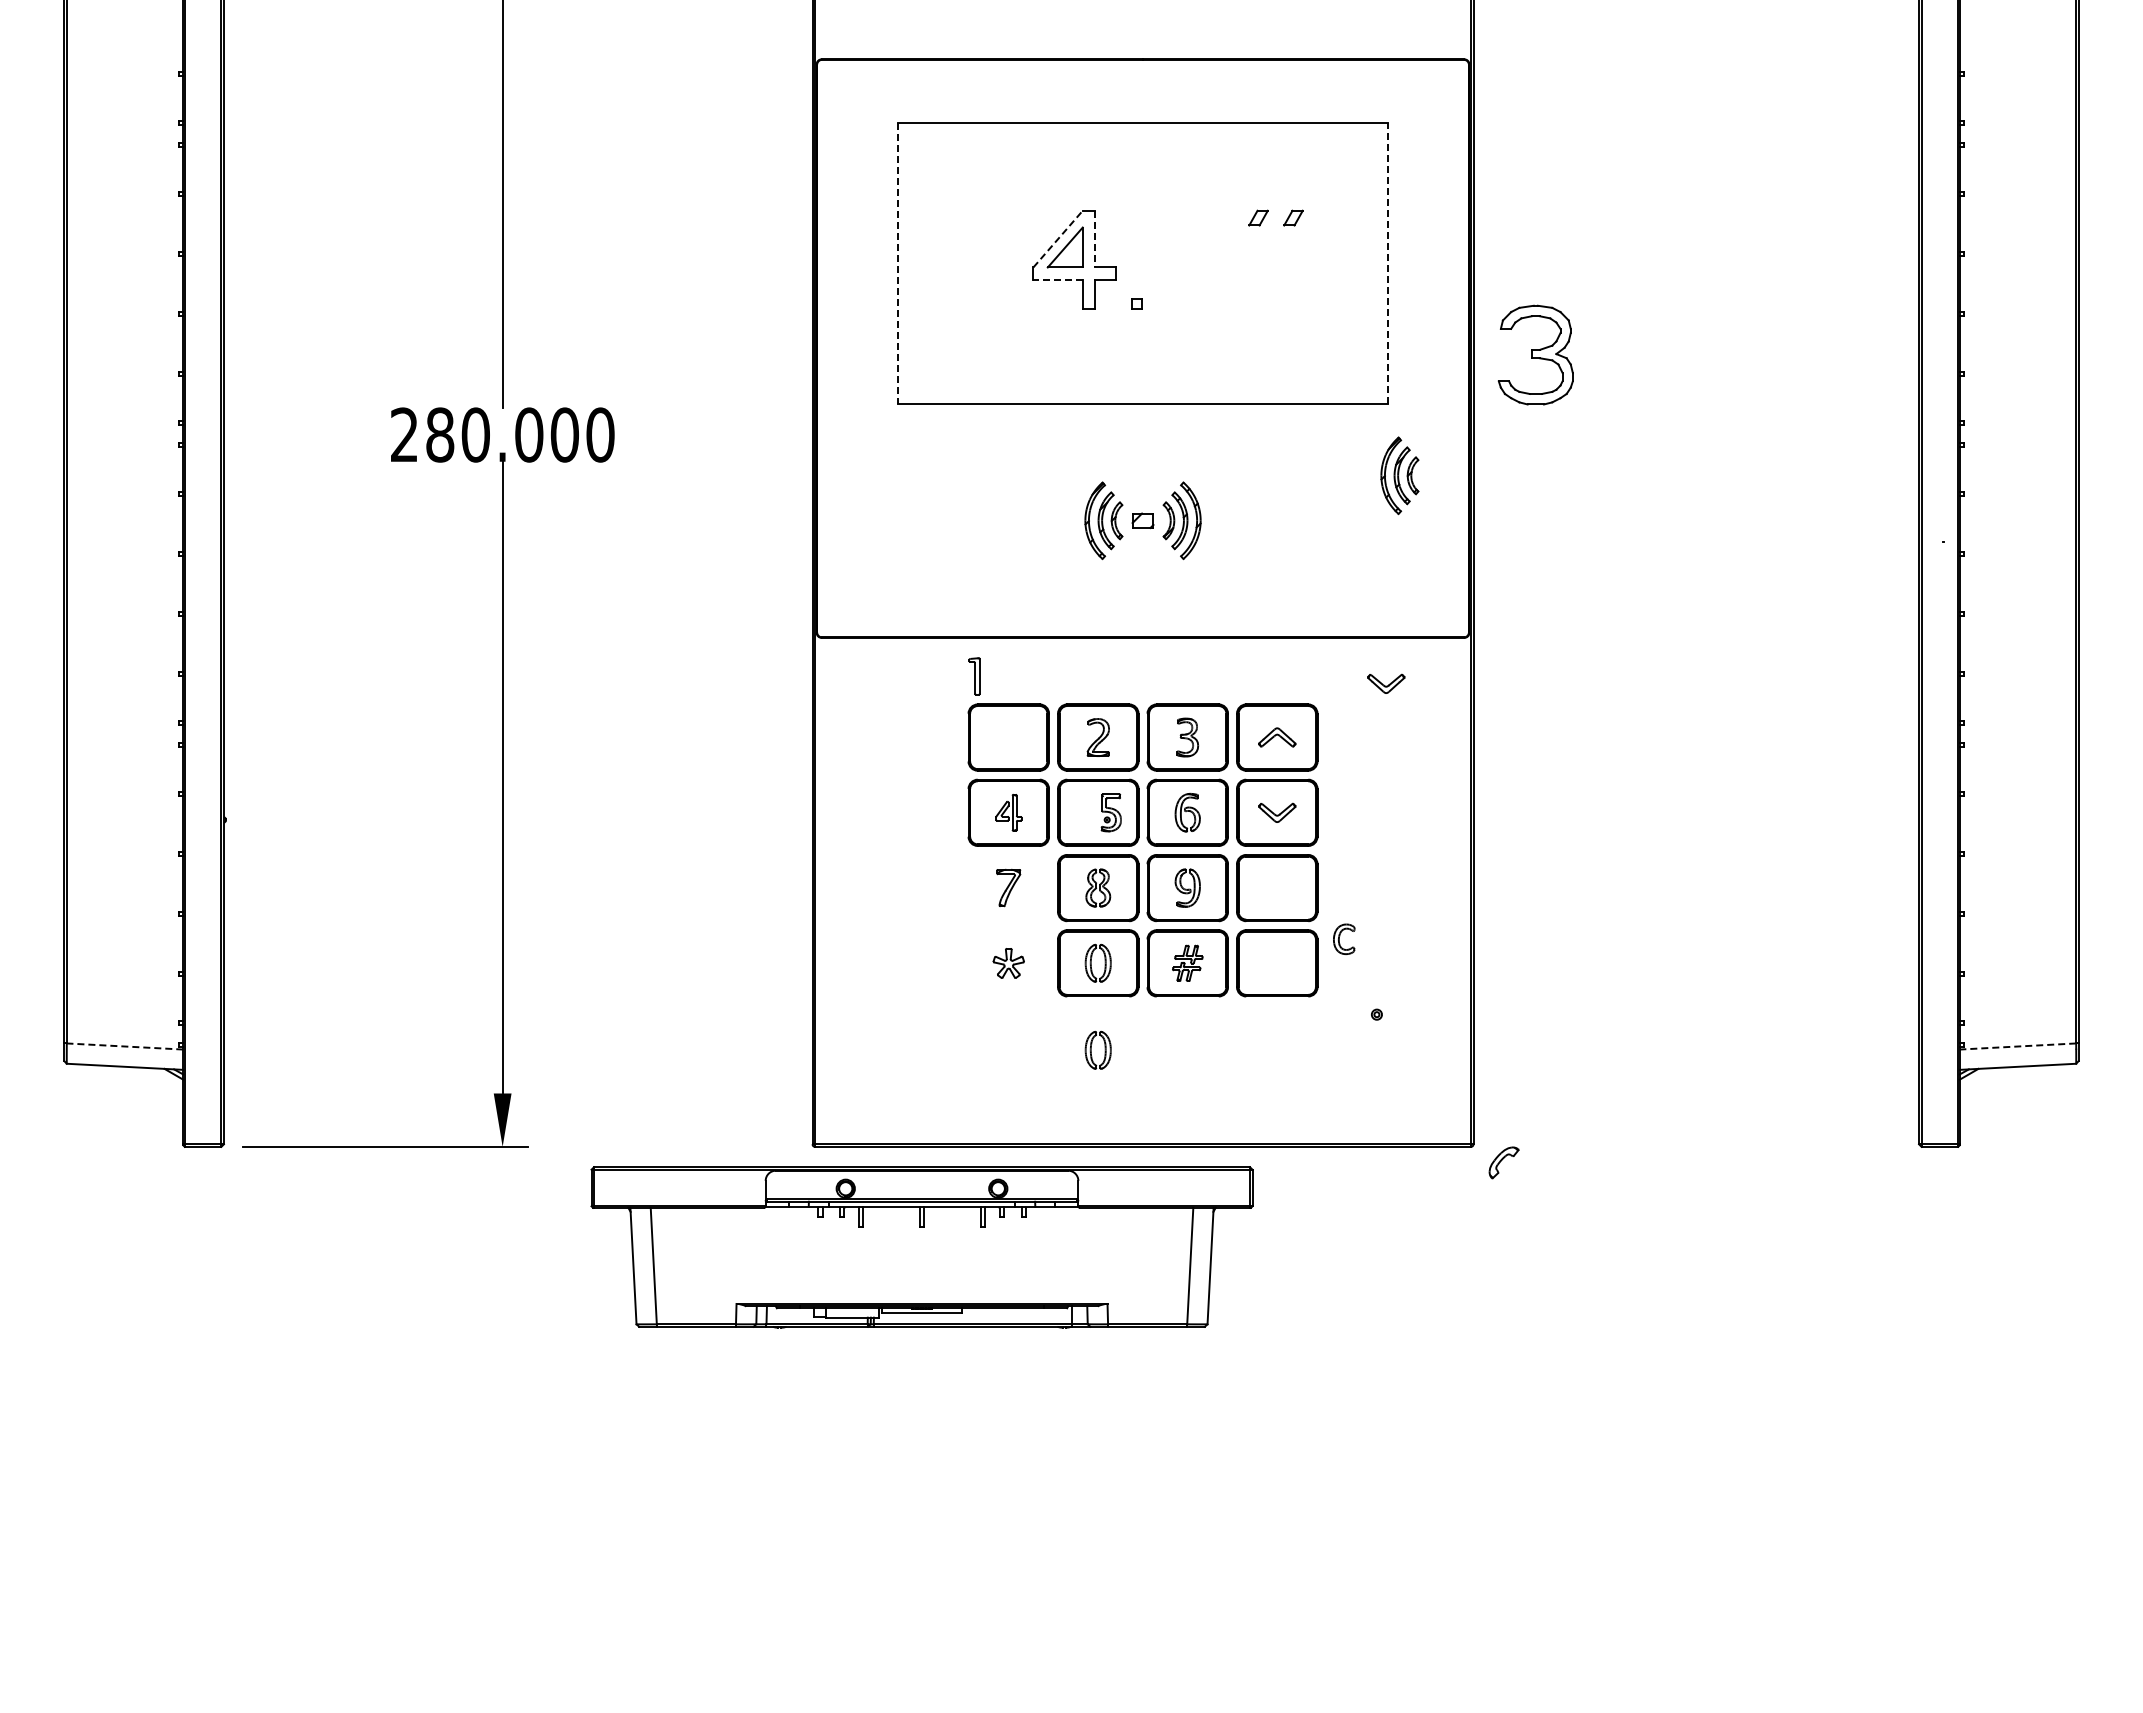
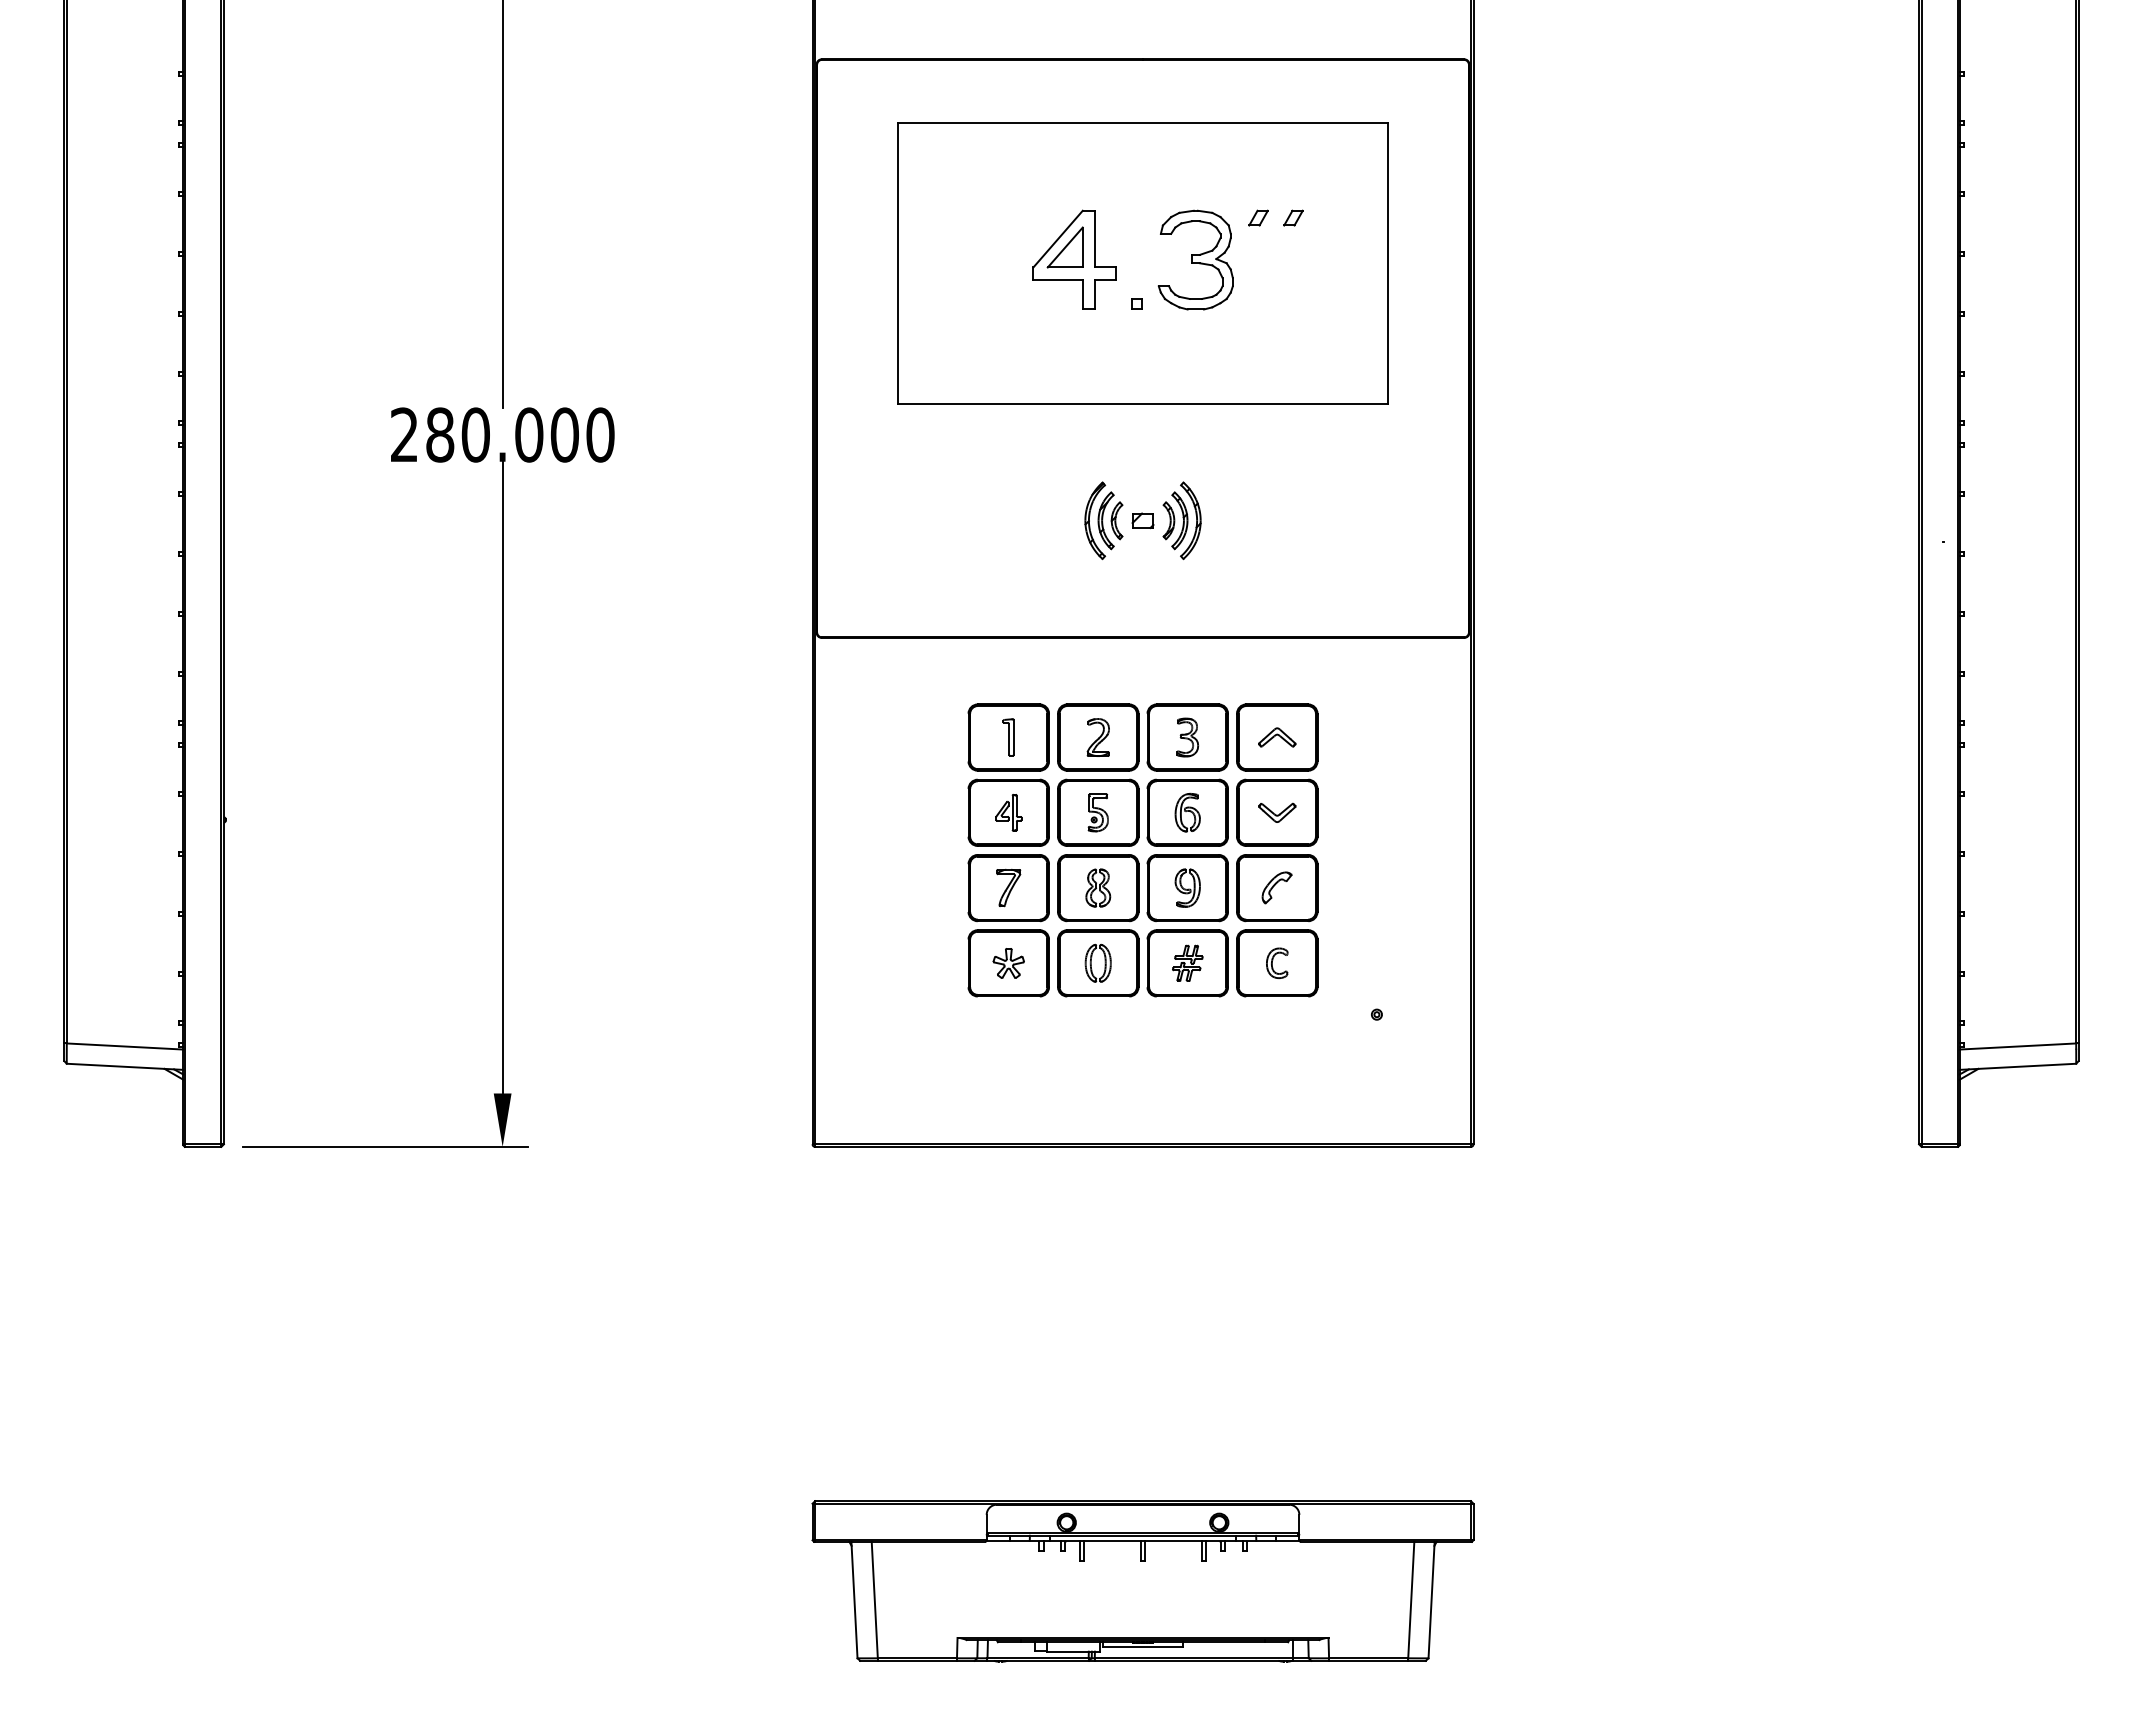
line: dashed -> solid (1058, 239)
line: dashed -> solid (1095, 239)
line: dashed -> solid (897, 263)
line: dashed -> solid (1388, 263)
line: dashed -> solid (1058, 280)
part position: (1535, 354) -> (1195, 259) (1195, 259)
part: present -> none (1399, 475)
part position: (974, 676) -> (1008, 737) (1008, 737)
part: present -> none (1386, 683)
part position: (1110, 812) -> (1097, 812) (1097, 812)
part: none -> present (1008, 925)
part position: (1344, 938) -> (1277, 962) (1277, 962)
line: dashed -> solid (124, 1046)
line: dashed -> solid (2017, 1046)
part: present -> none (1097, 1049)
part position: (1503, 1162) -> (1276, 887) (1276, 887)
part position: (921, 1247) -> (1142, 1581) (1142, 1581)
